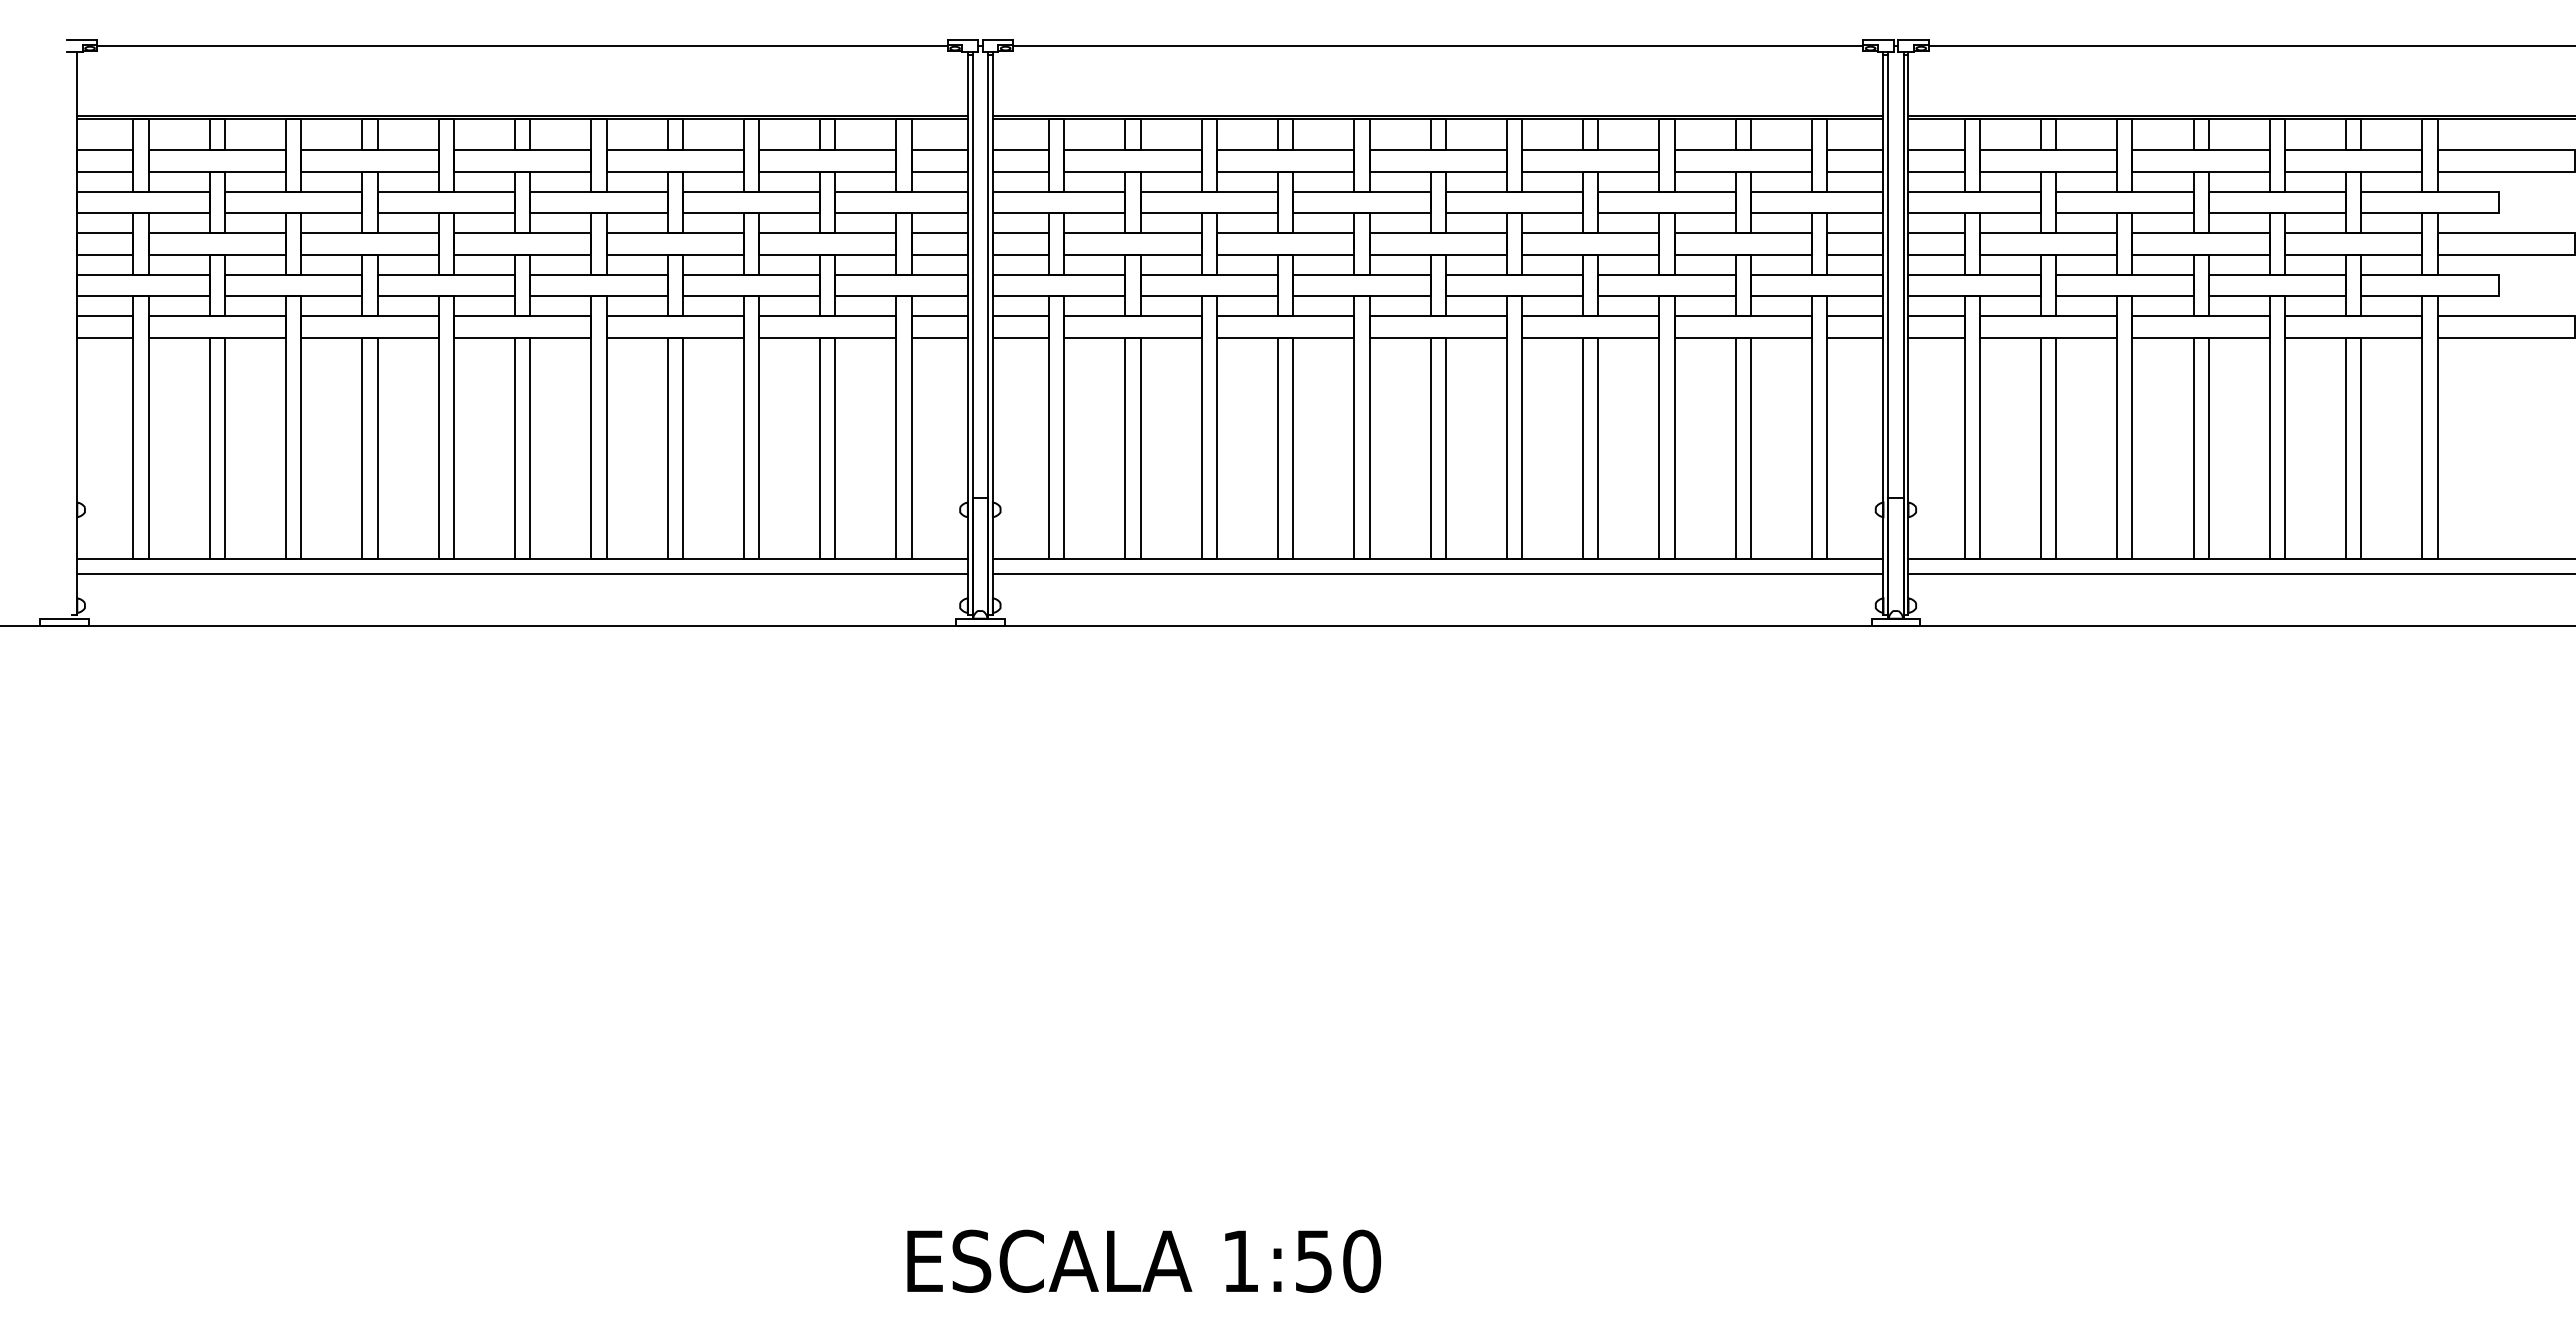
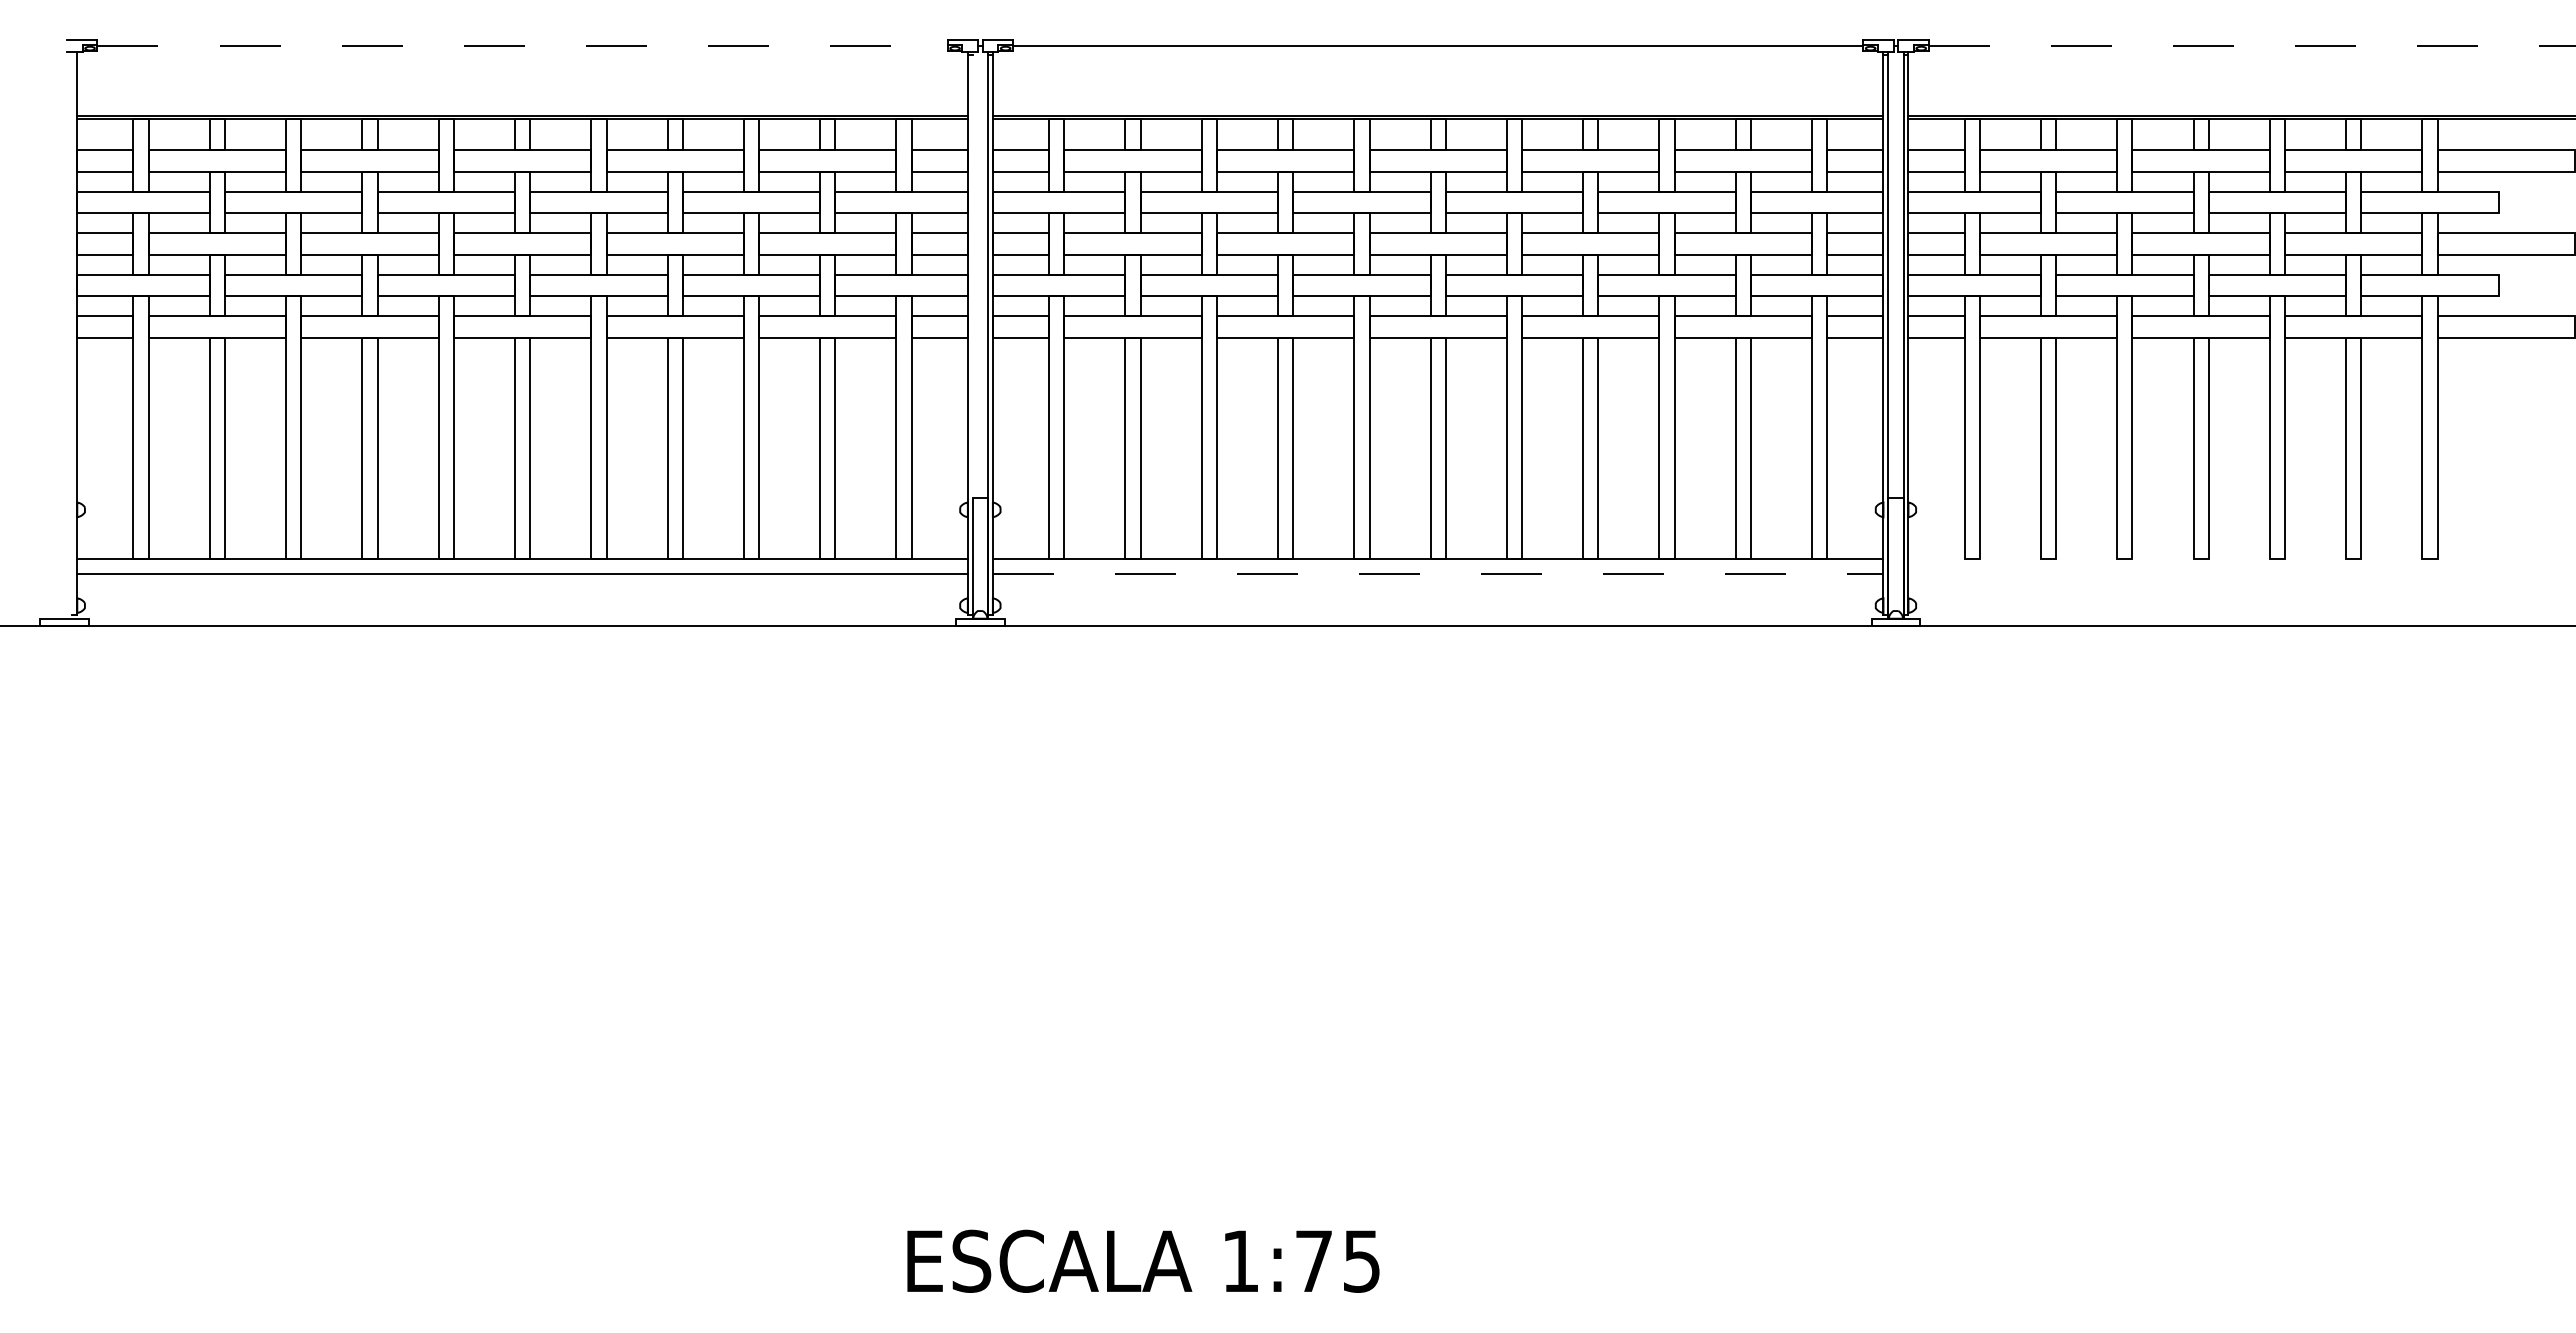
line: solid -> dashed (523, 46)
line: solid -> dashed (2252, 46)
line: present -> none (972, 333)
line: present -> none (2240, 558)
line: solid -> dashed (1438, 574)
line: present -> none (2240, 574)
text: 1:50 -> 1:75 (1338, 1260)
